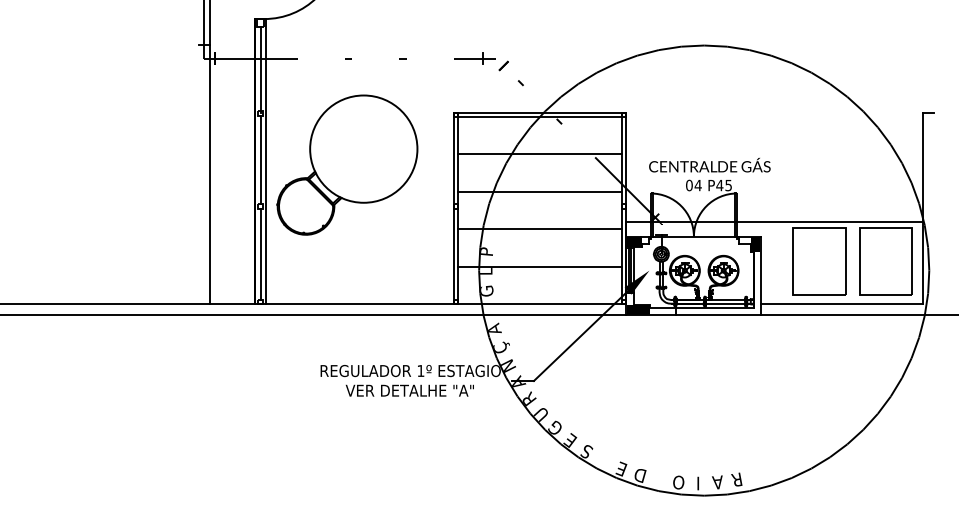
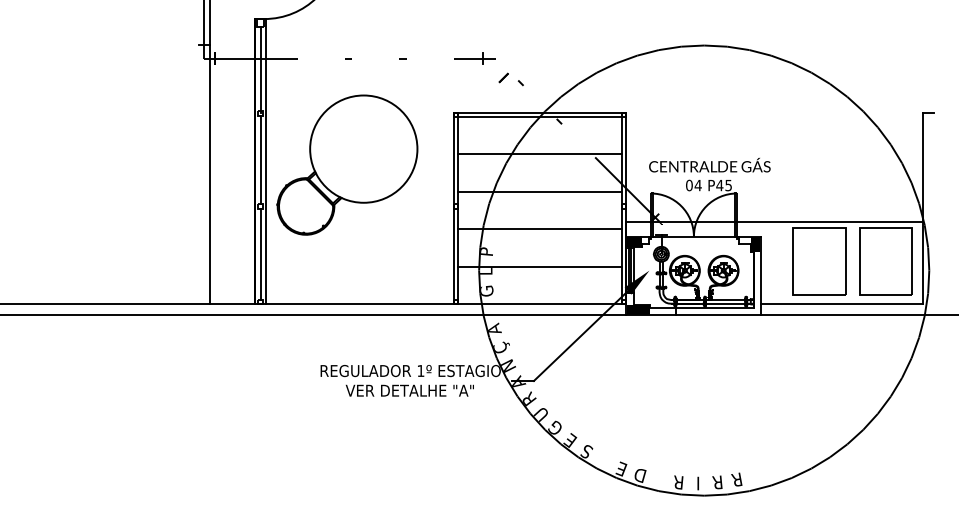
line position: (503, 65) -> (503, 77) (503, 77)
text: O -> R (678, 482)
text: A -> R (717, 482)
